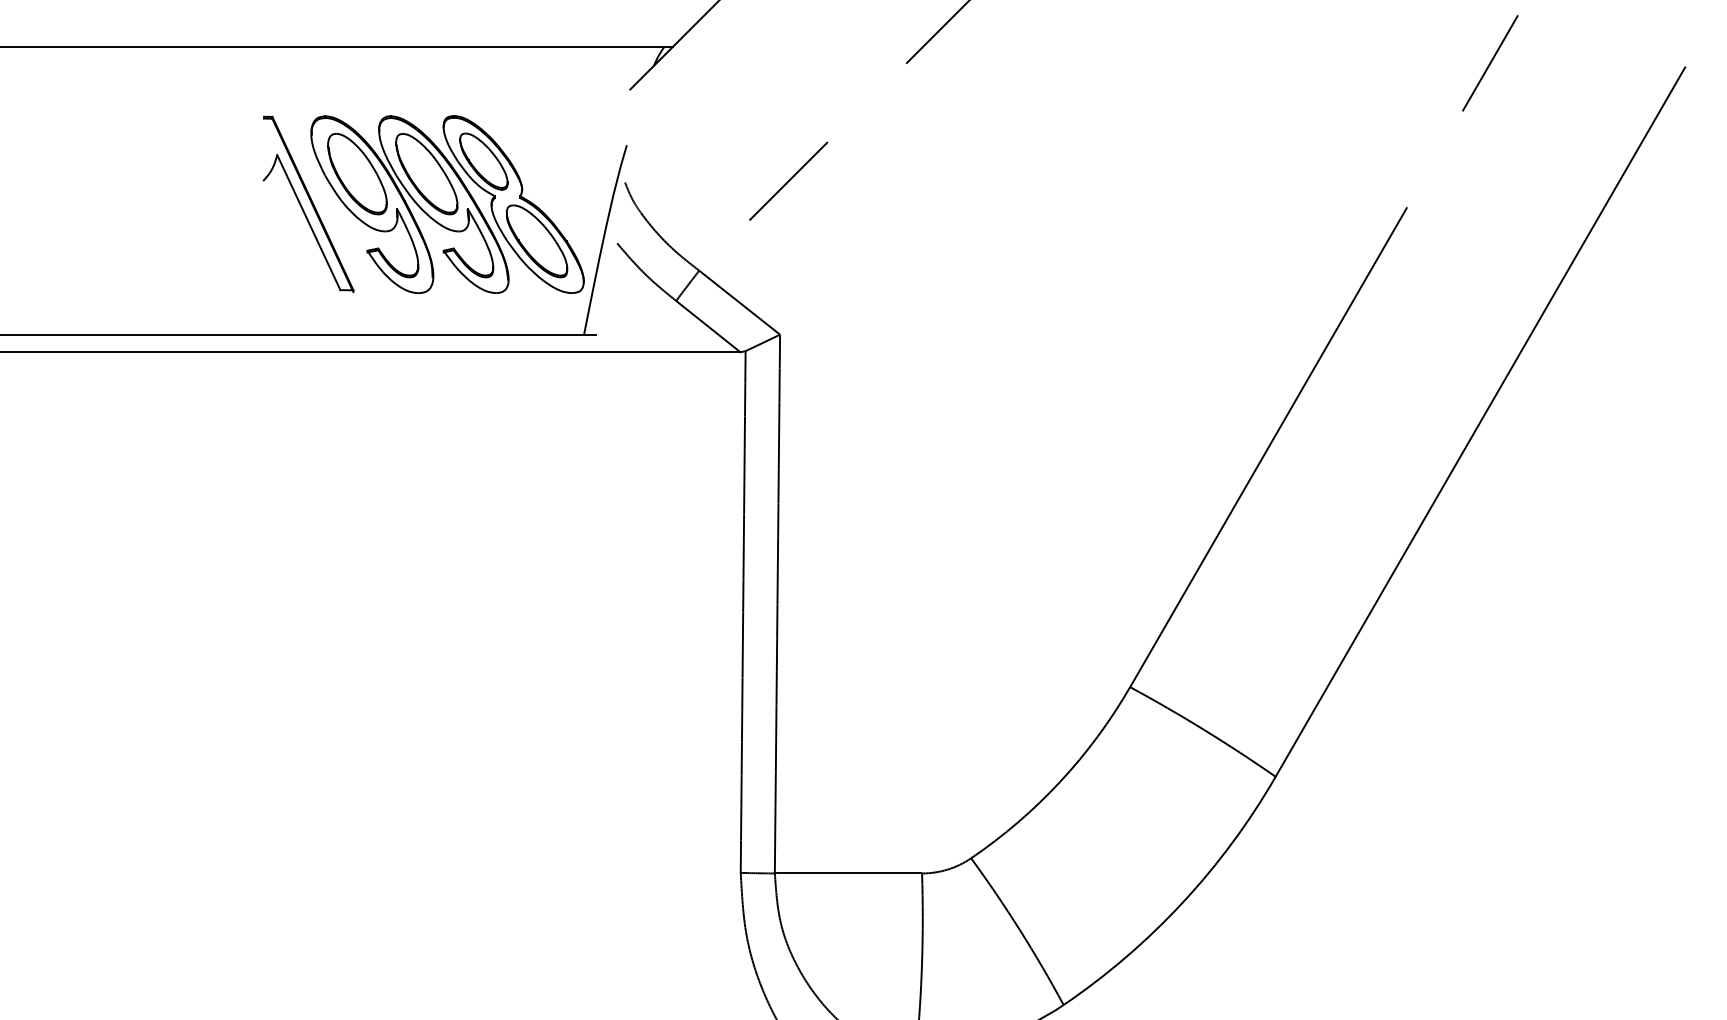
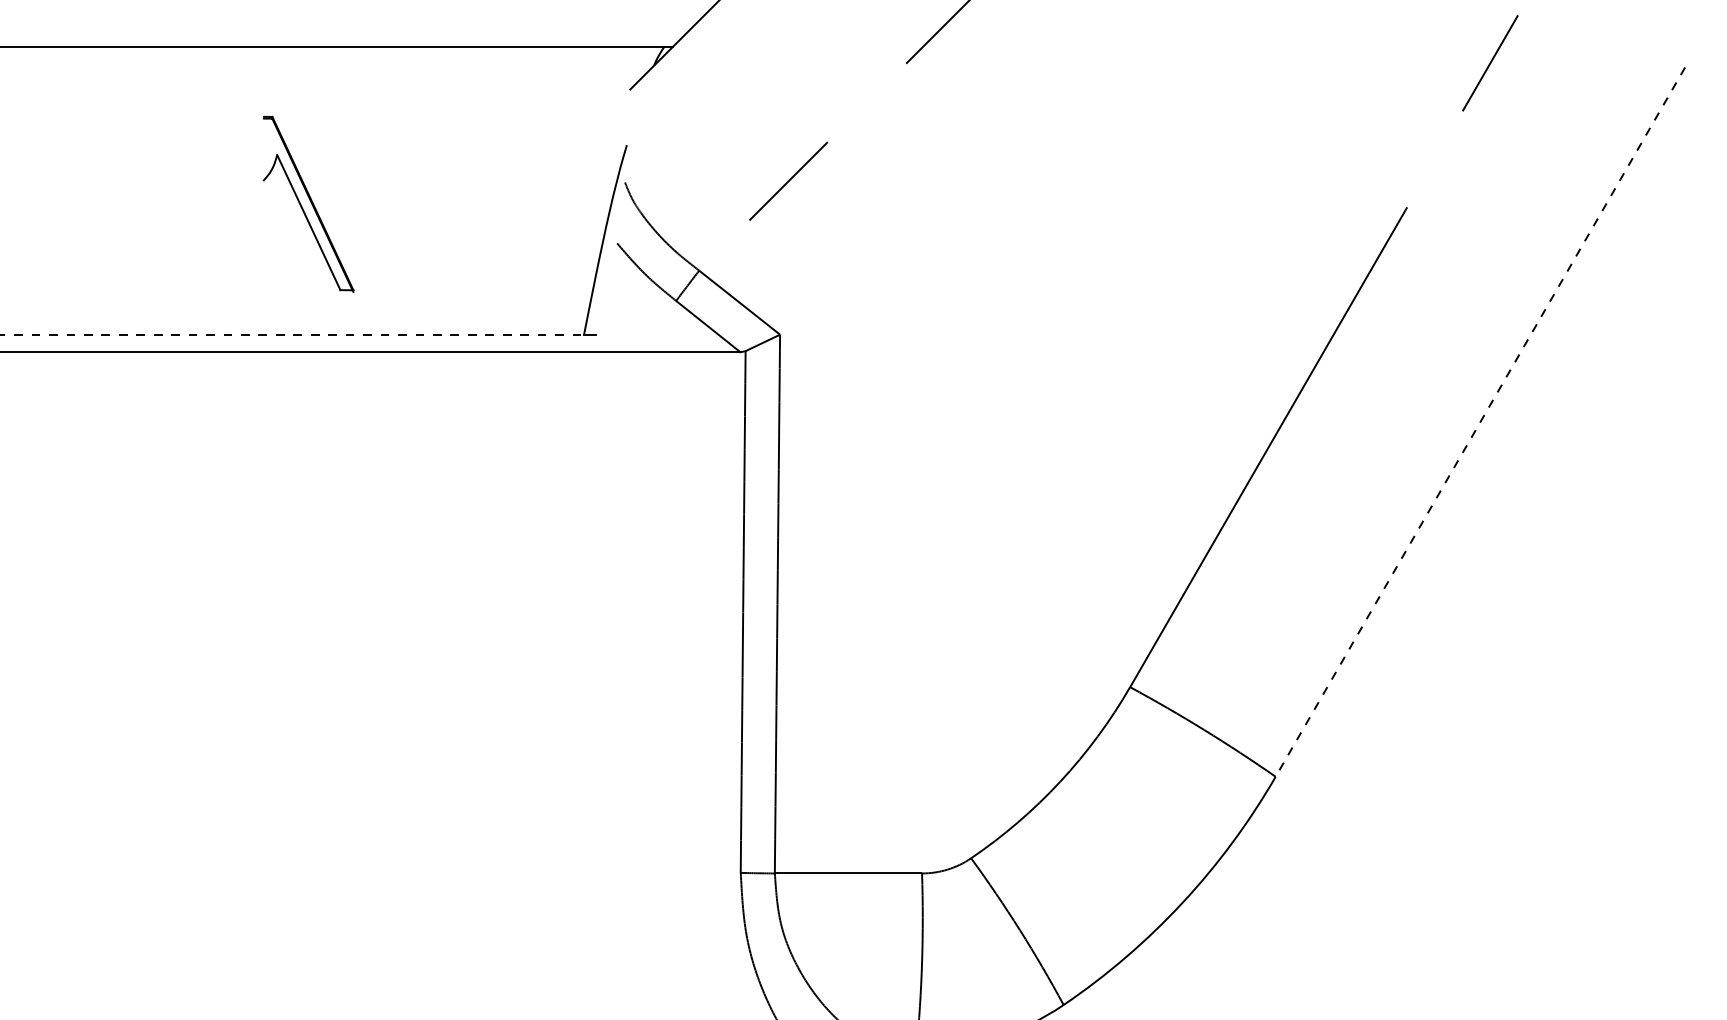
part: present -> none (447, 204)
line: solid -> dashed (292, 334)
line: solid -> dashed (1480, 422)
